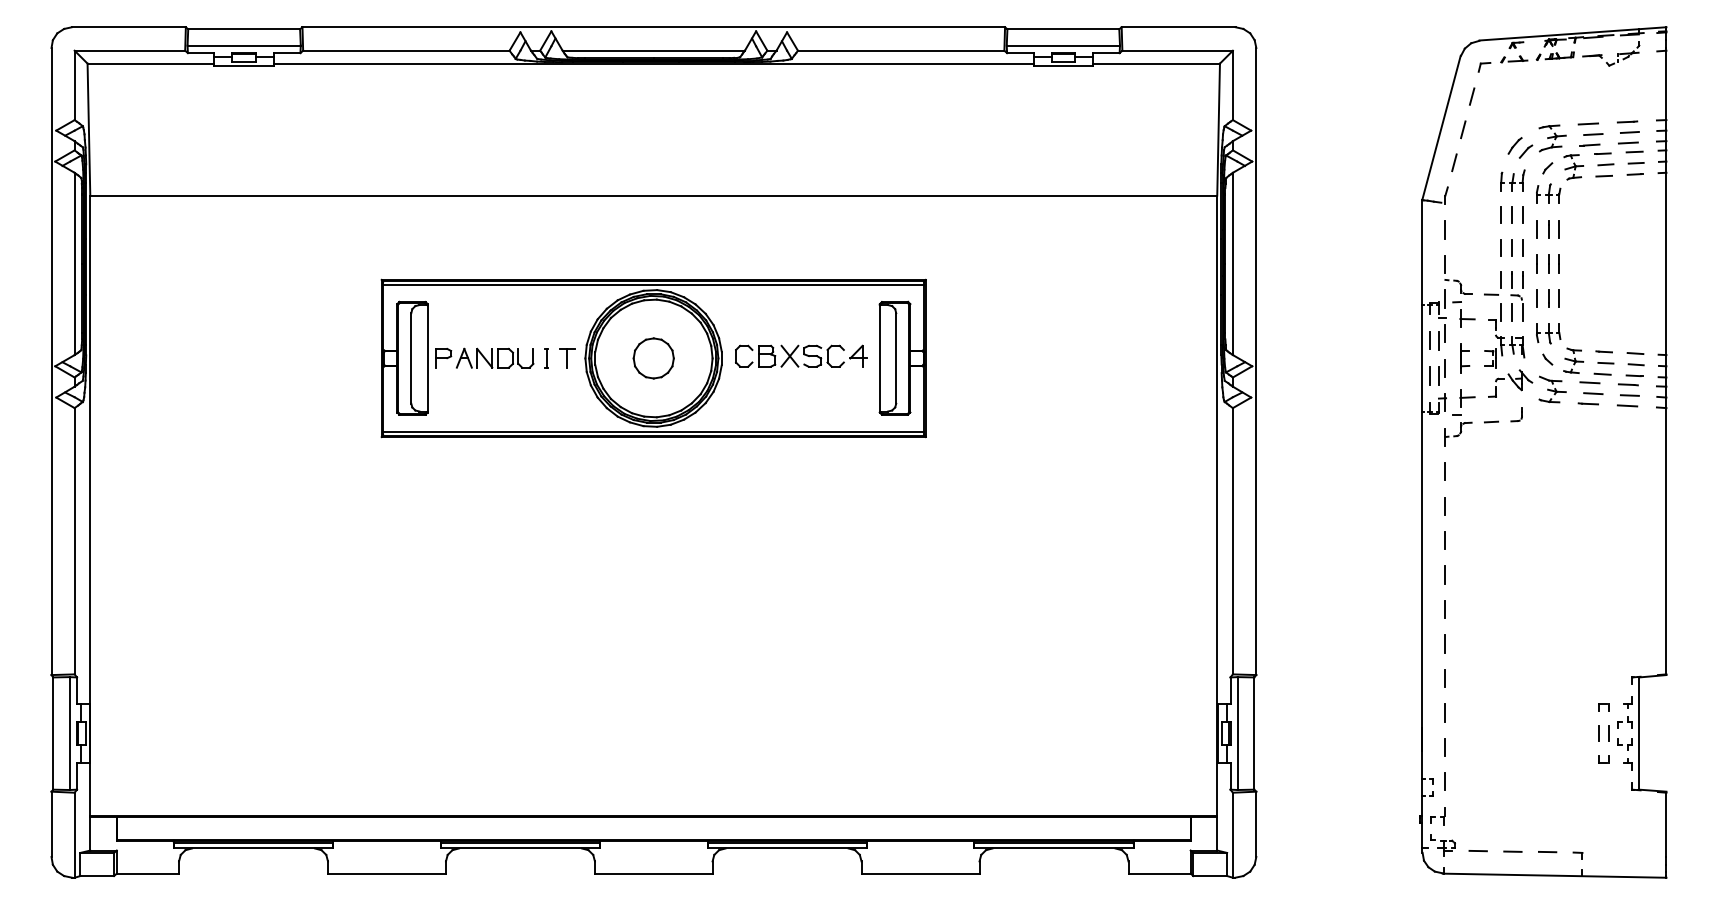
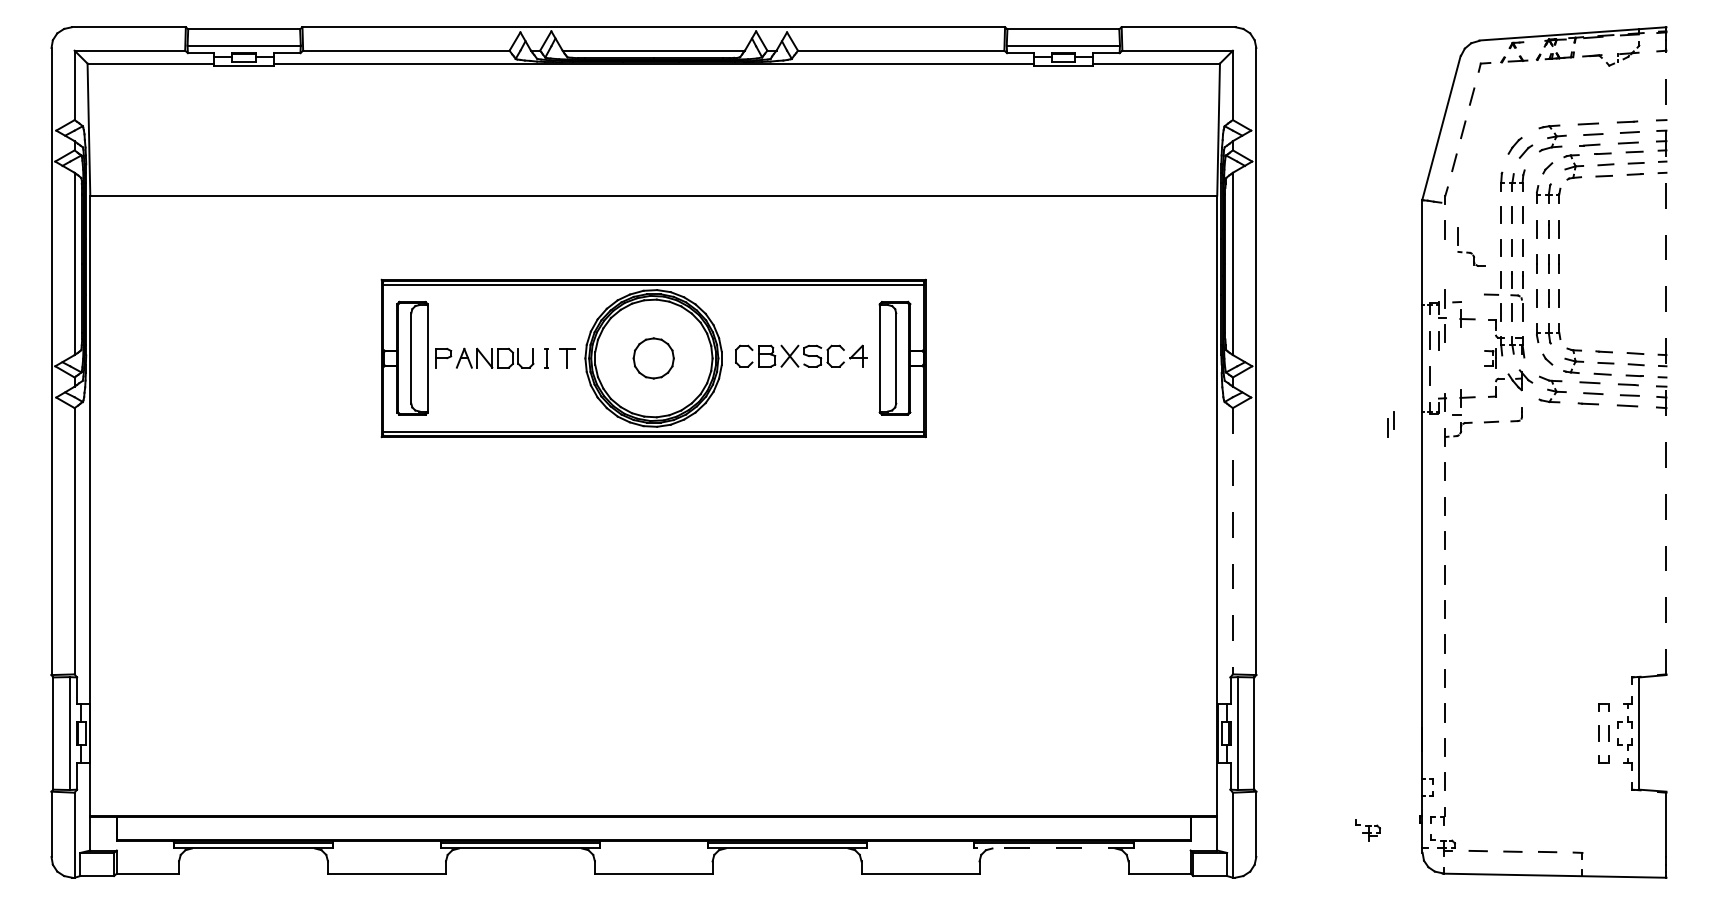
part position: (1458, 274) -> (1471, 246) (1471, 246)
part: present -> none (1465, 358)
line: solid -> dashed (1666, 361)
part position: (1441, 372) -> (1390, 424) (1390, 424)
line: solid -> dashed (1232, 541)
part: none -> present (1367, 830)
line: solid -> dashed (1054, 848)
